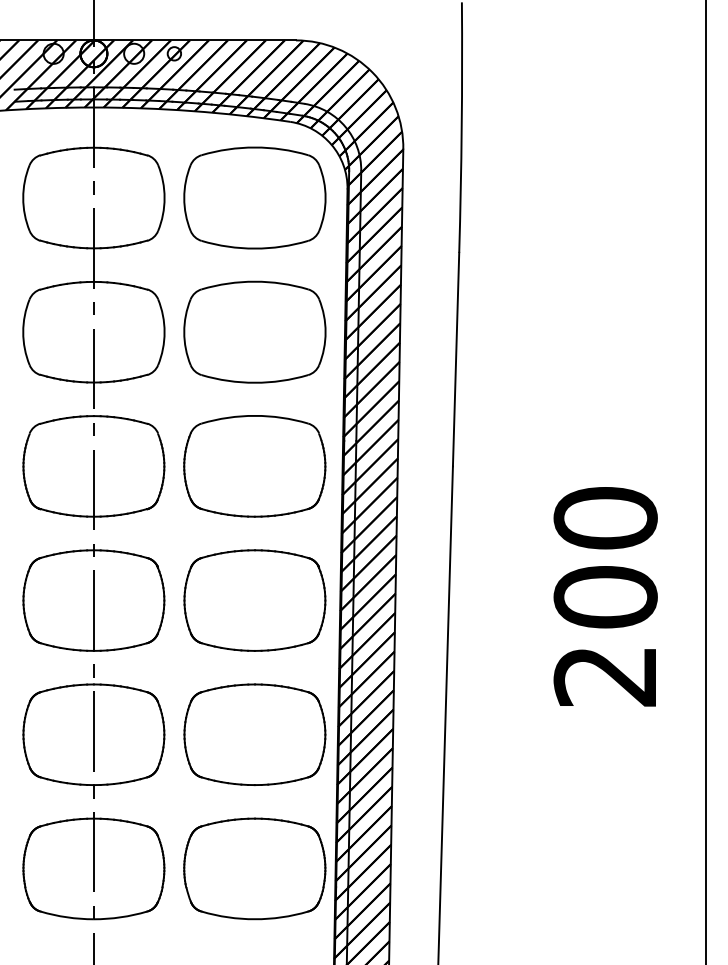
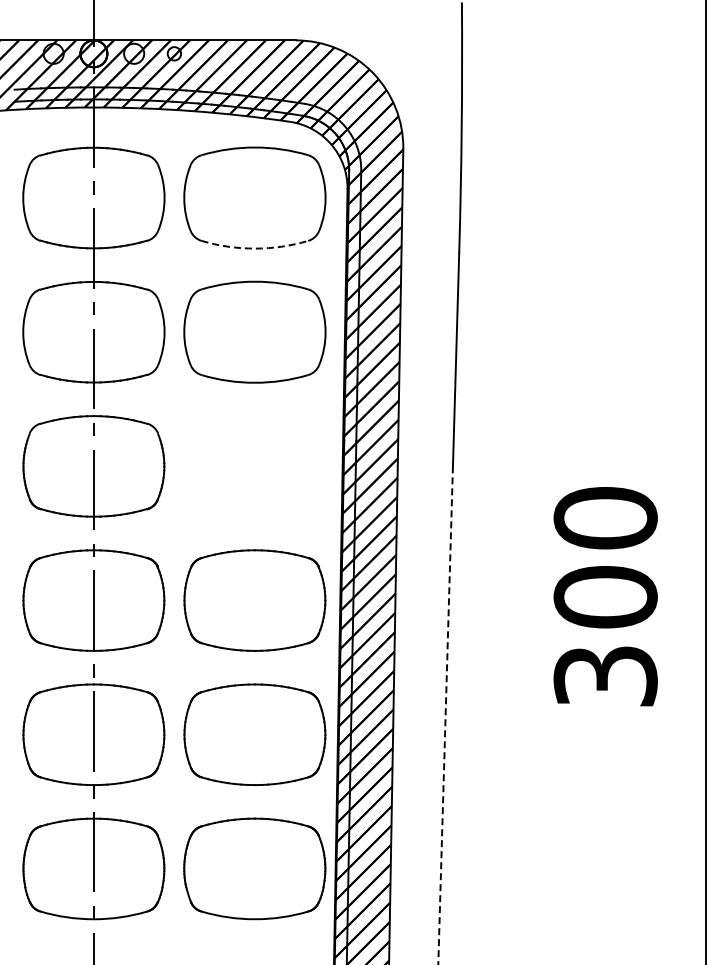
arc: solid -> dashed (254, 248)
part: present -> none (254, 466)
text: 200 -> 300 (605, 676)
line: solid -> dashed (445, 716)
